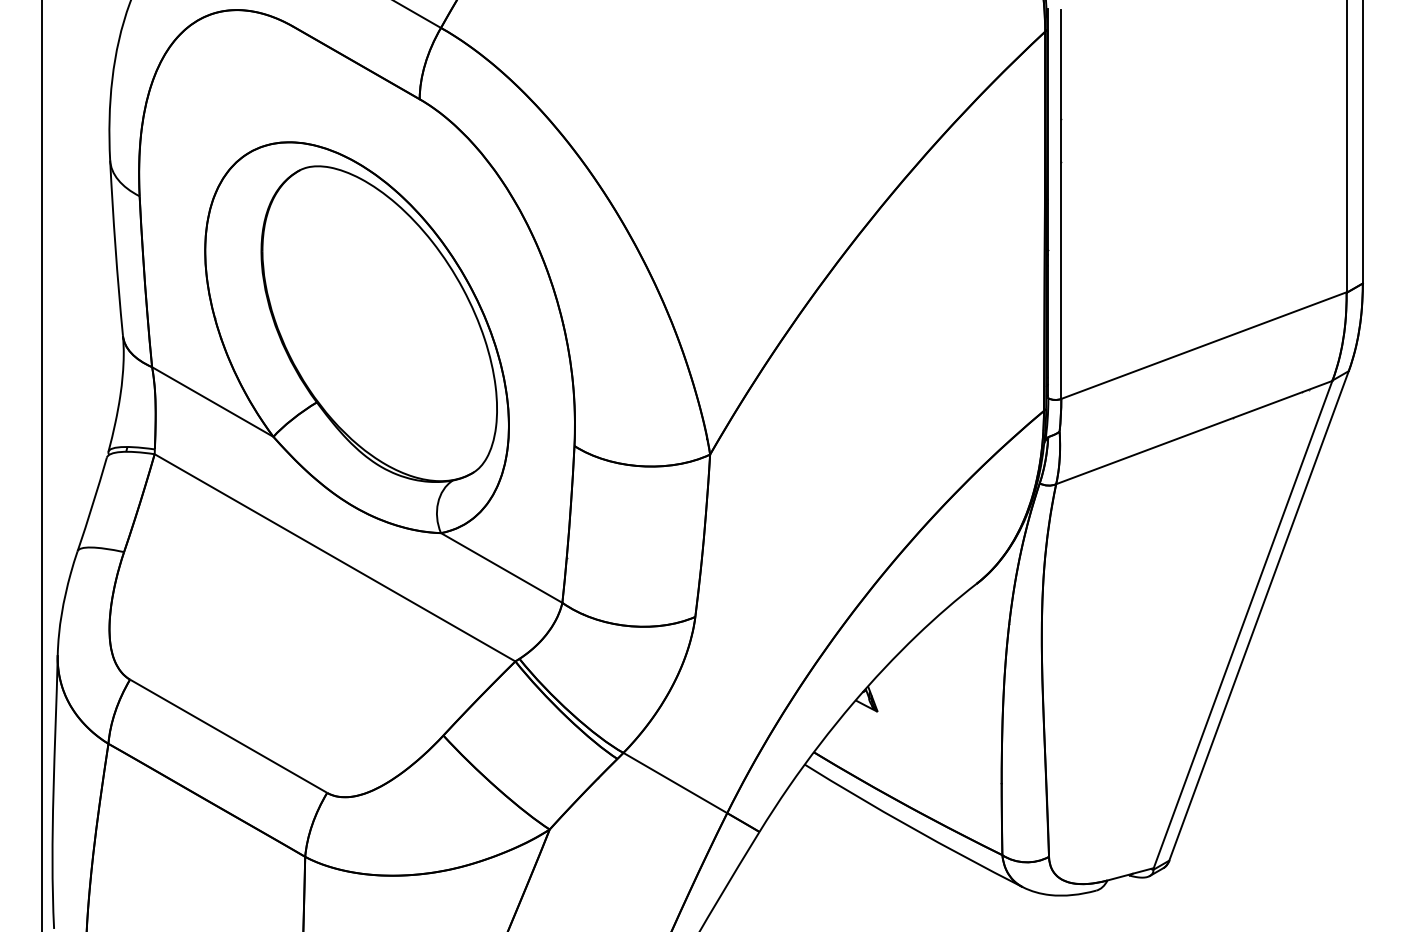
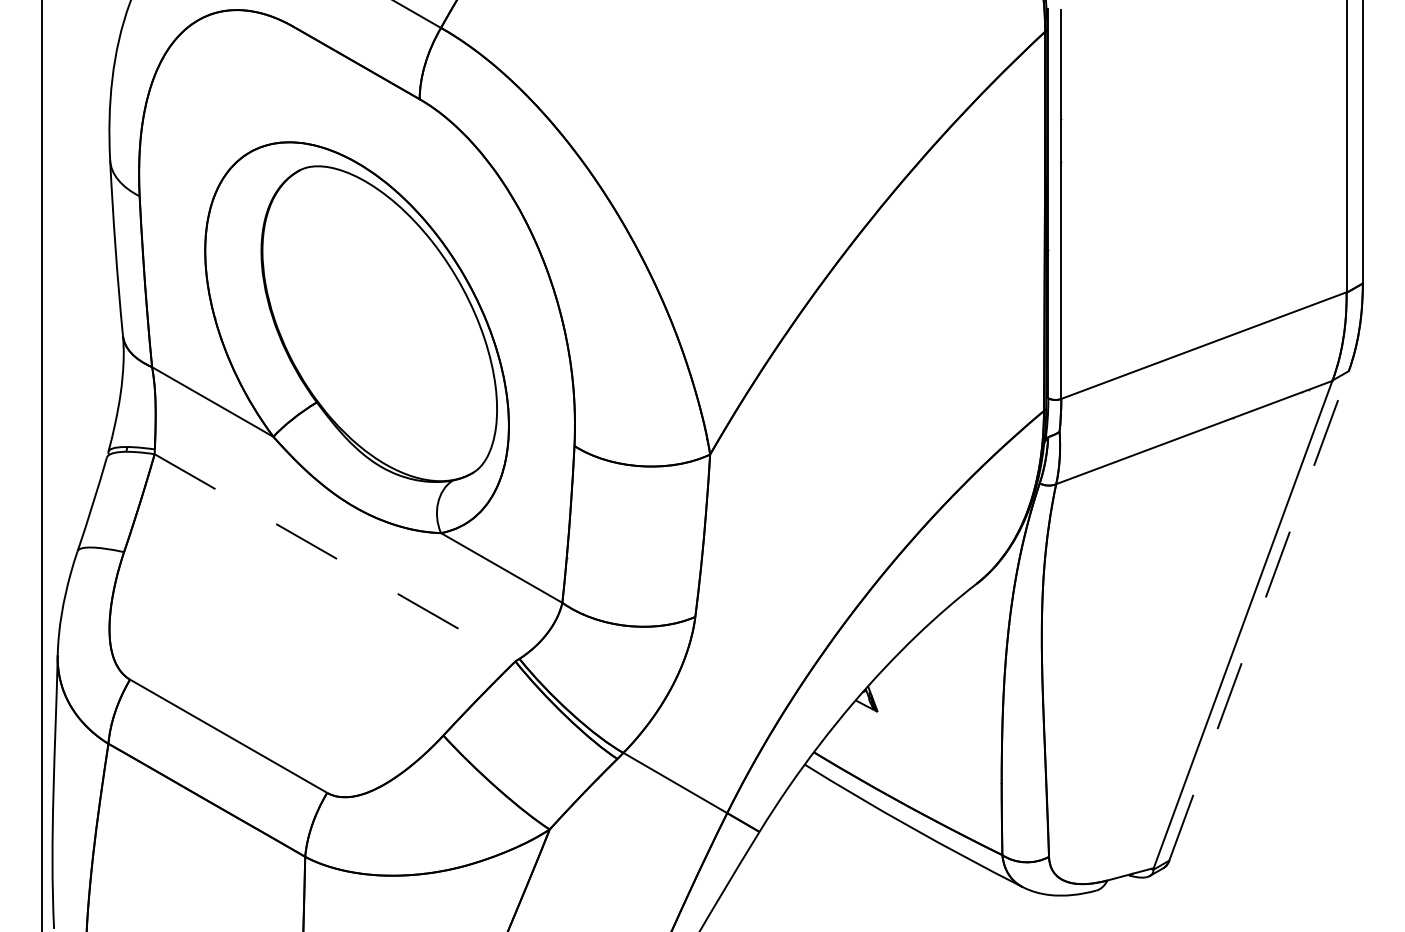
line: solid -> dashed (335, 558)
line: solid -> dashed (1259, 615)
